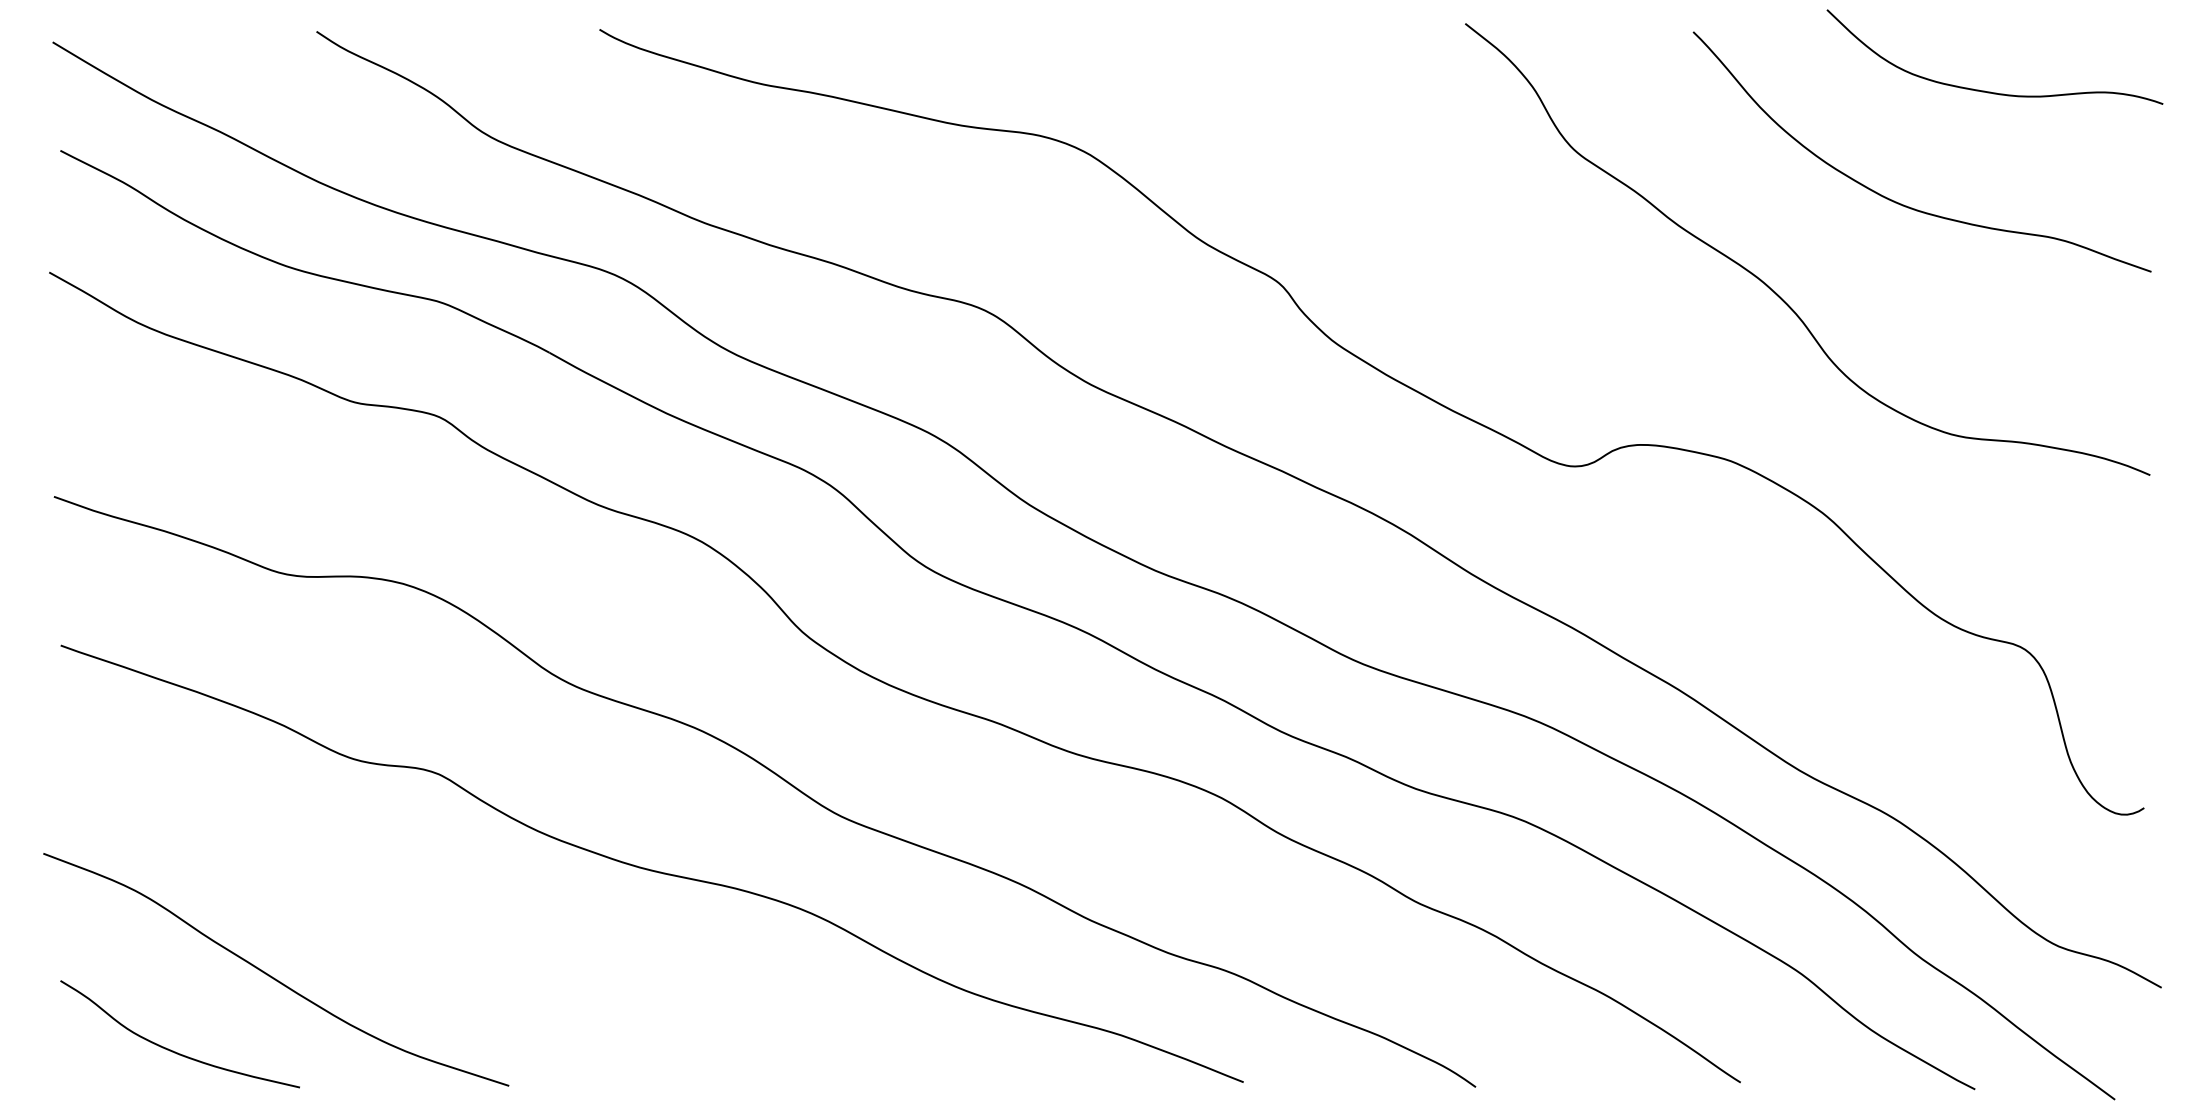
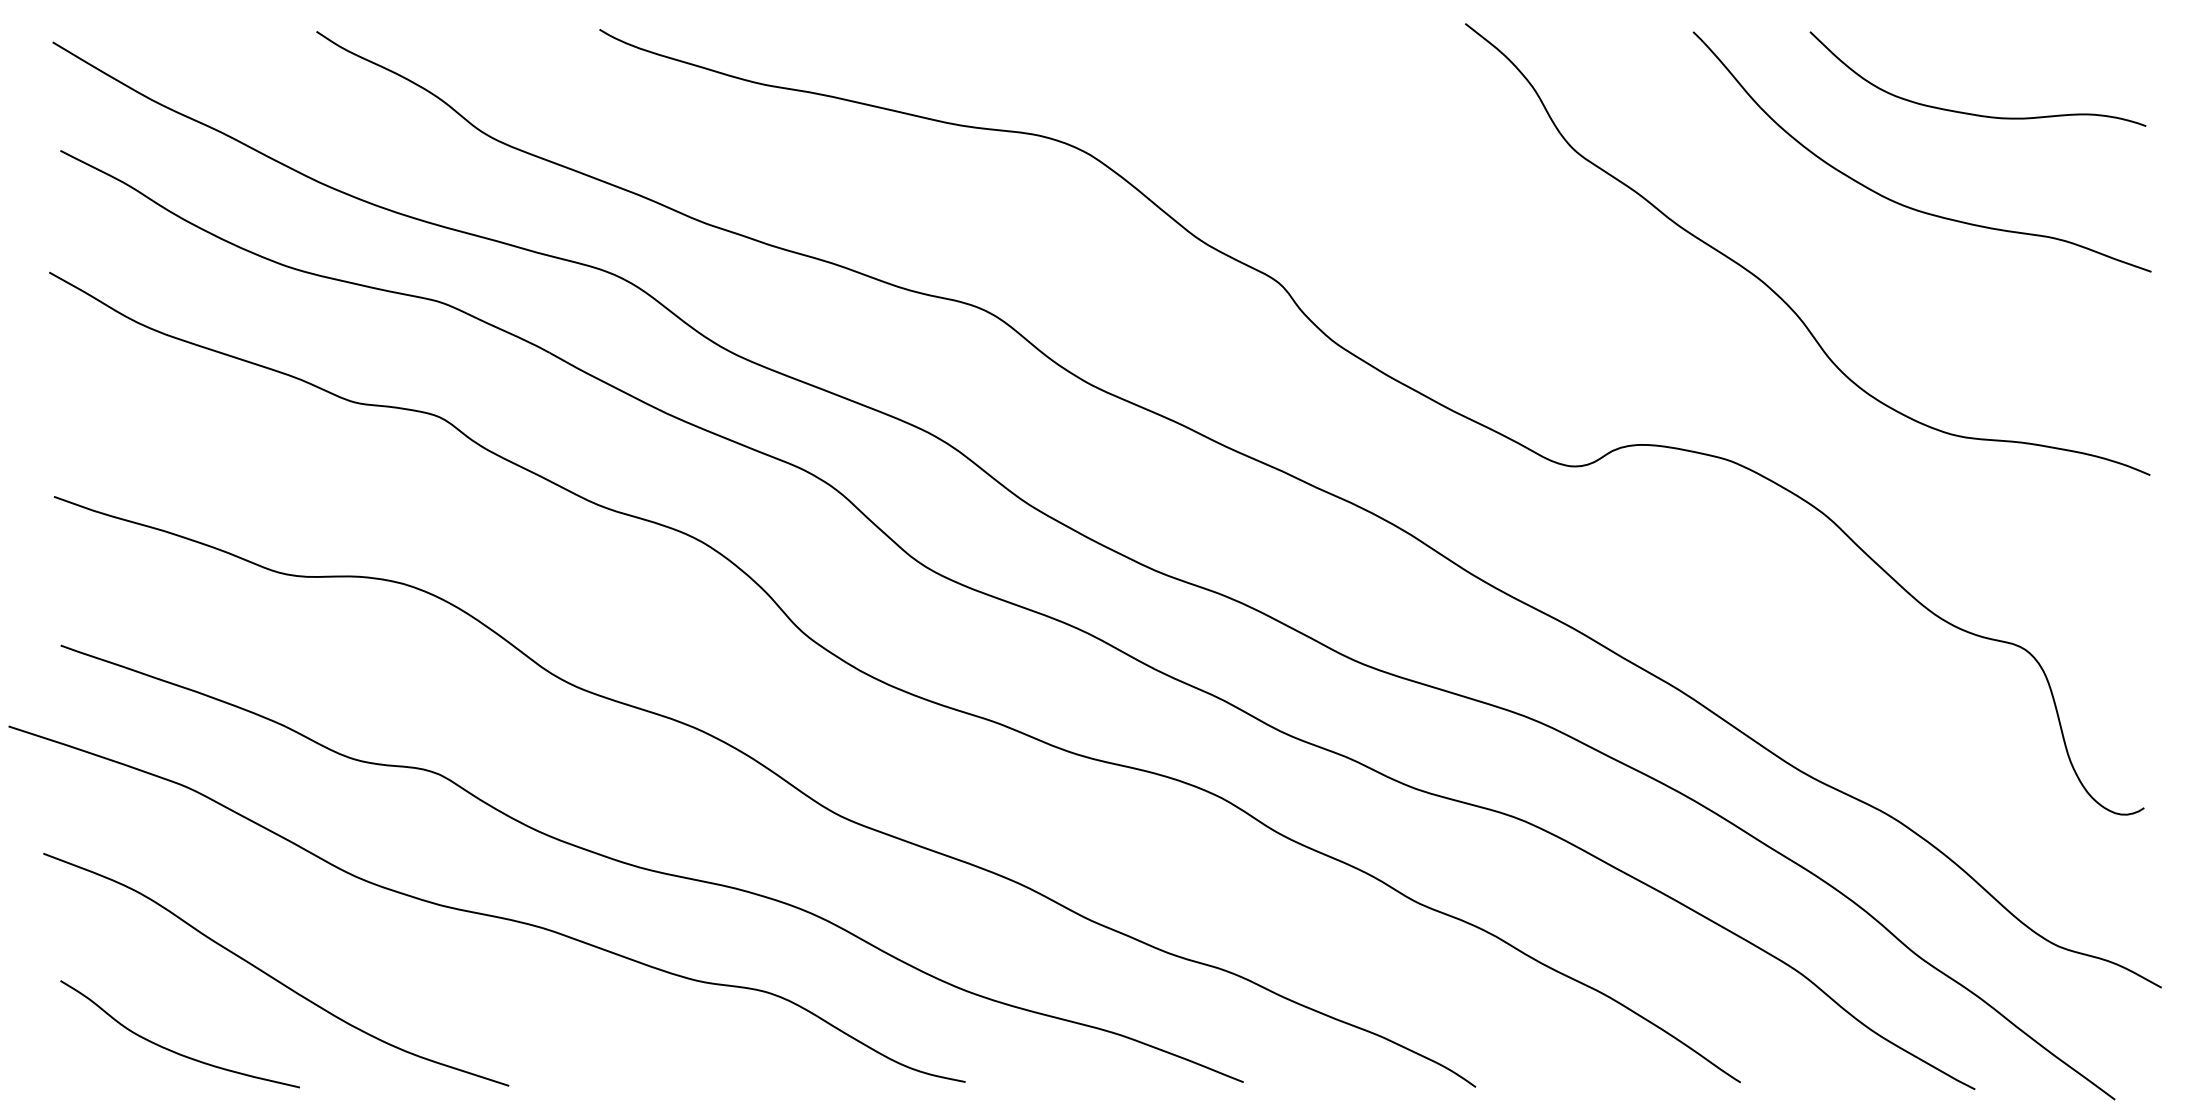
curve position: (1990, 91) -> (1973, 113) (1973, 113)
curve: none -> present (485, 913)
